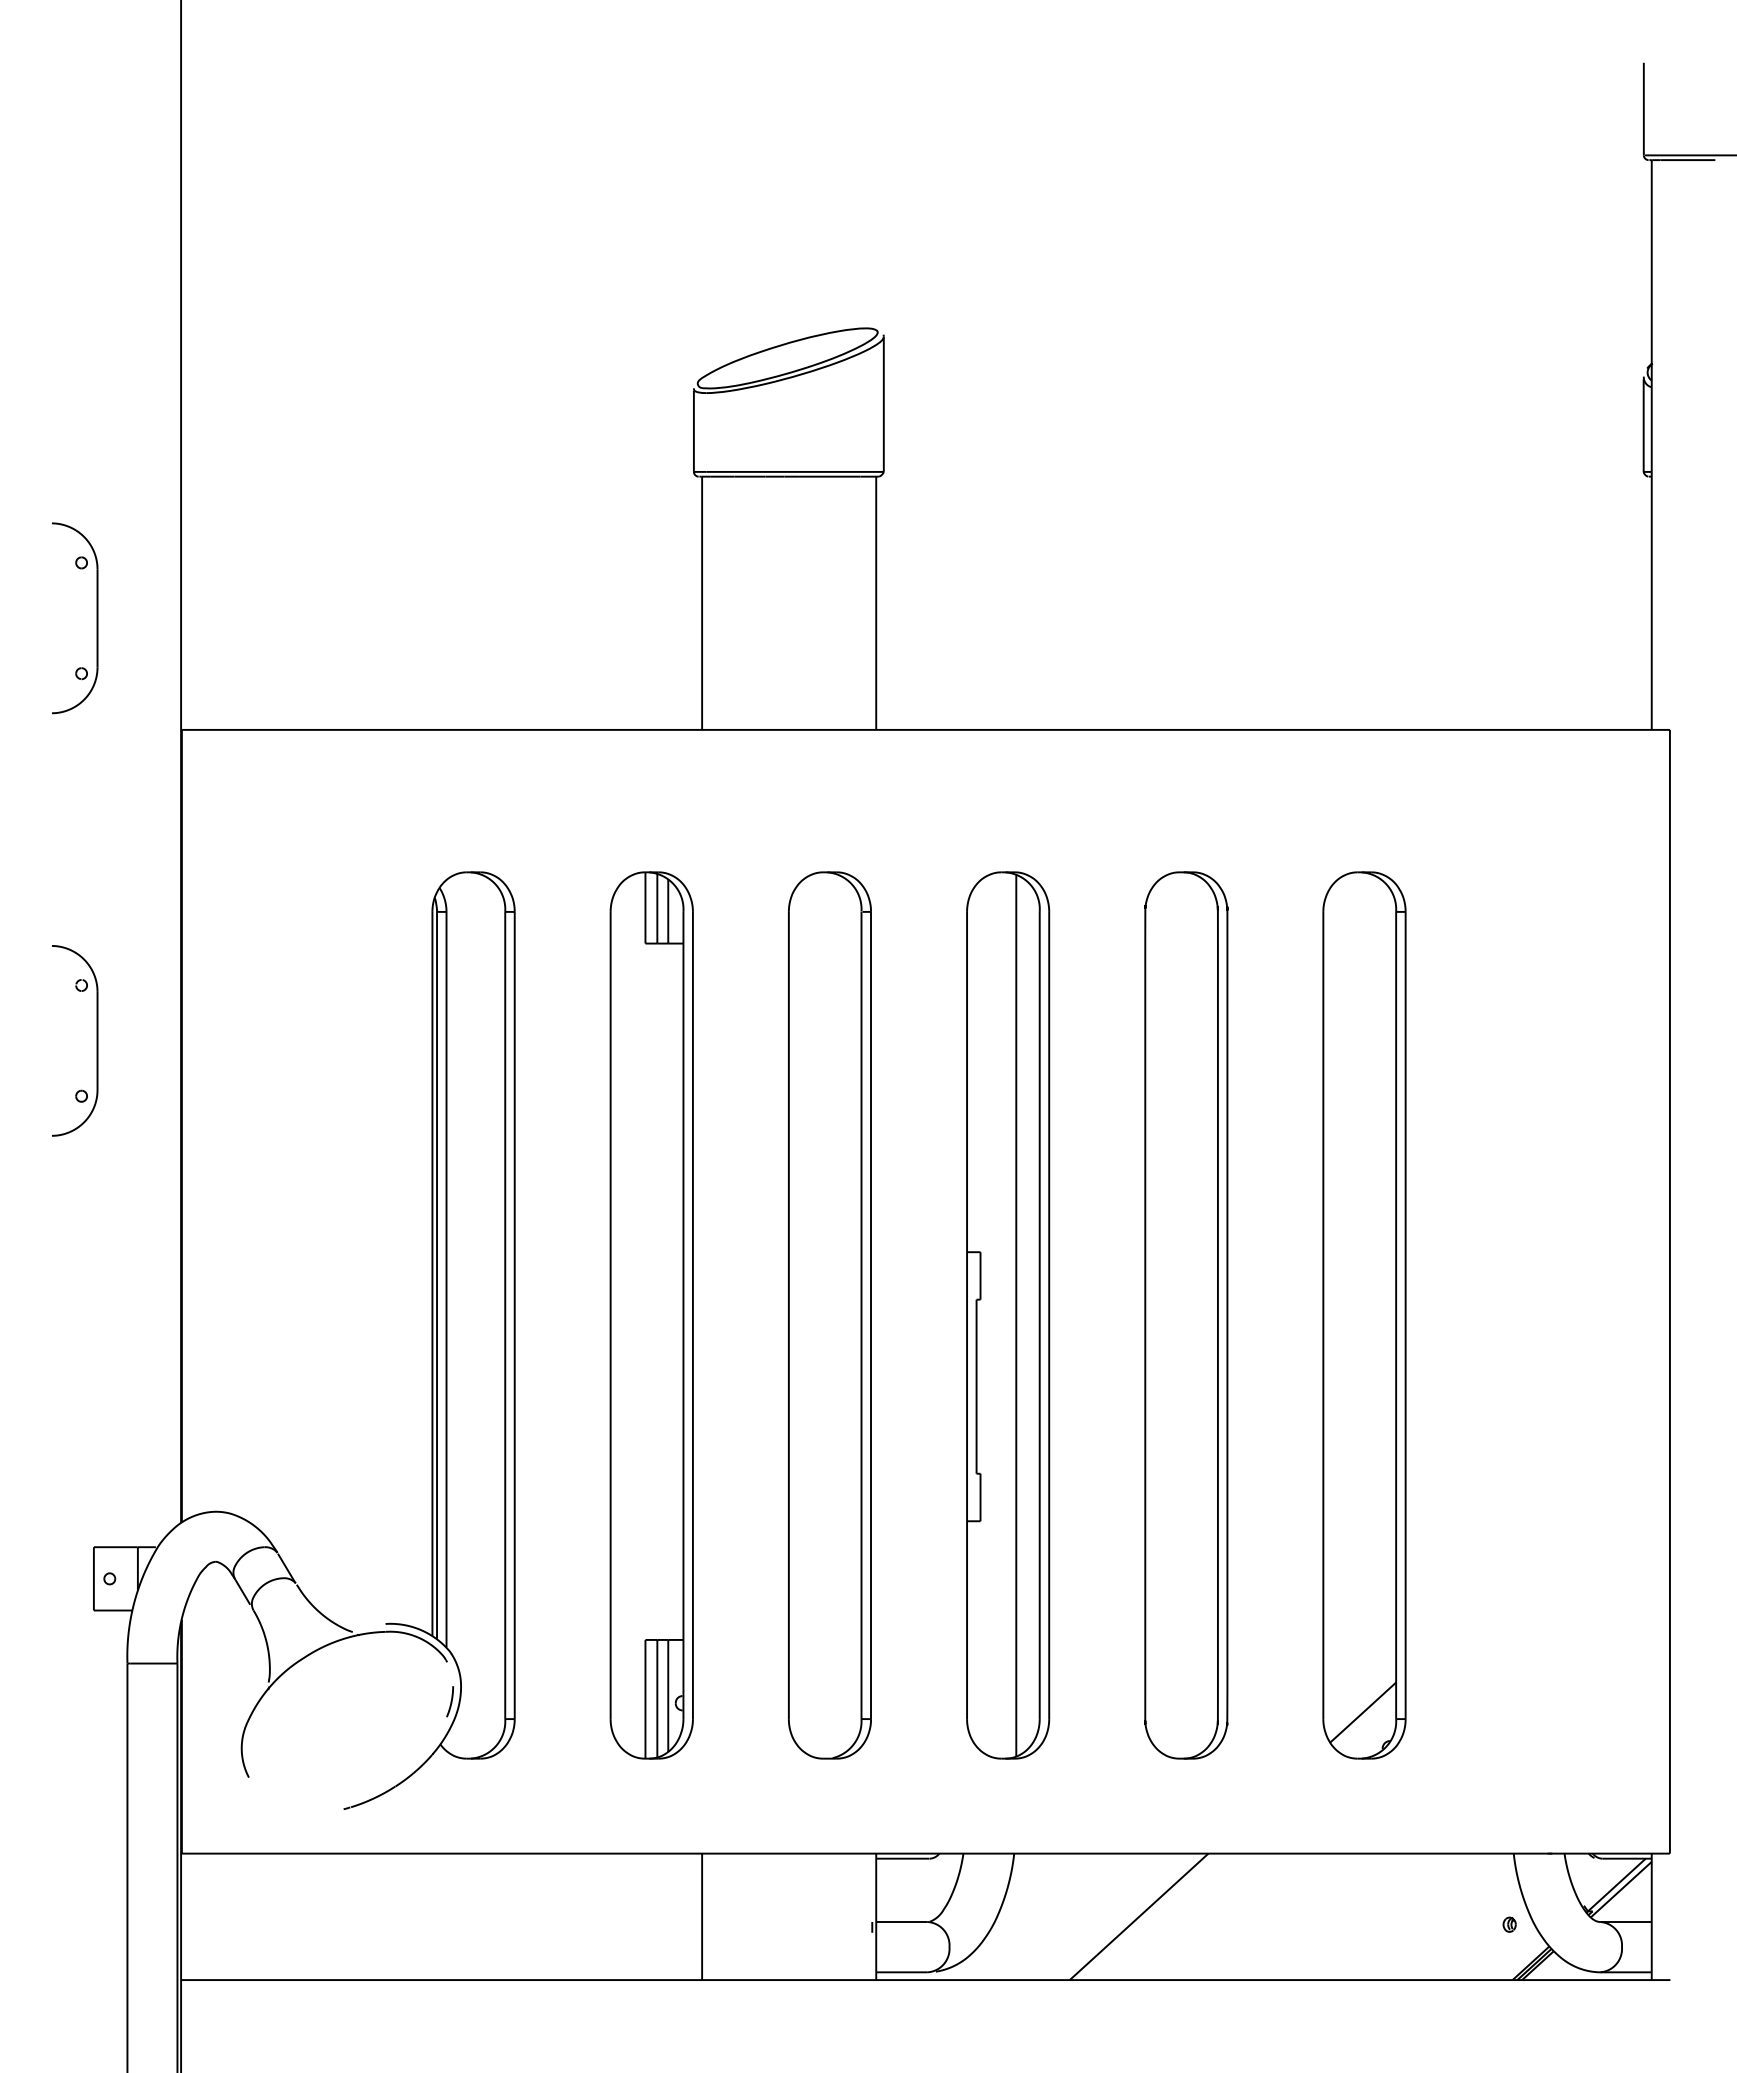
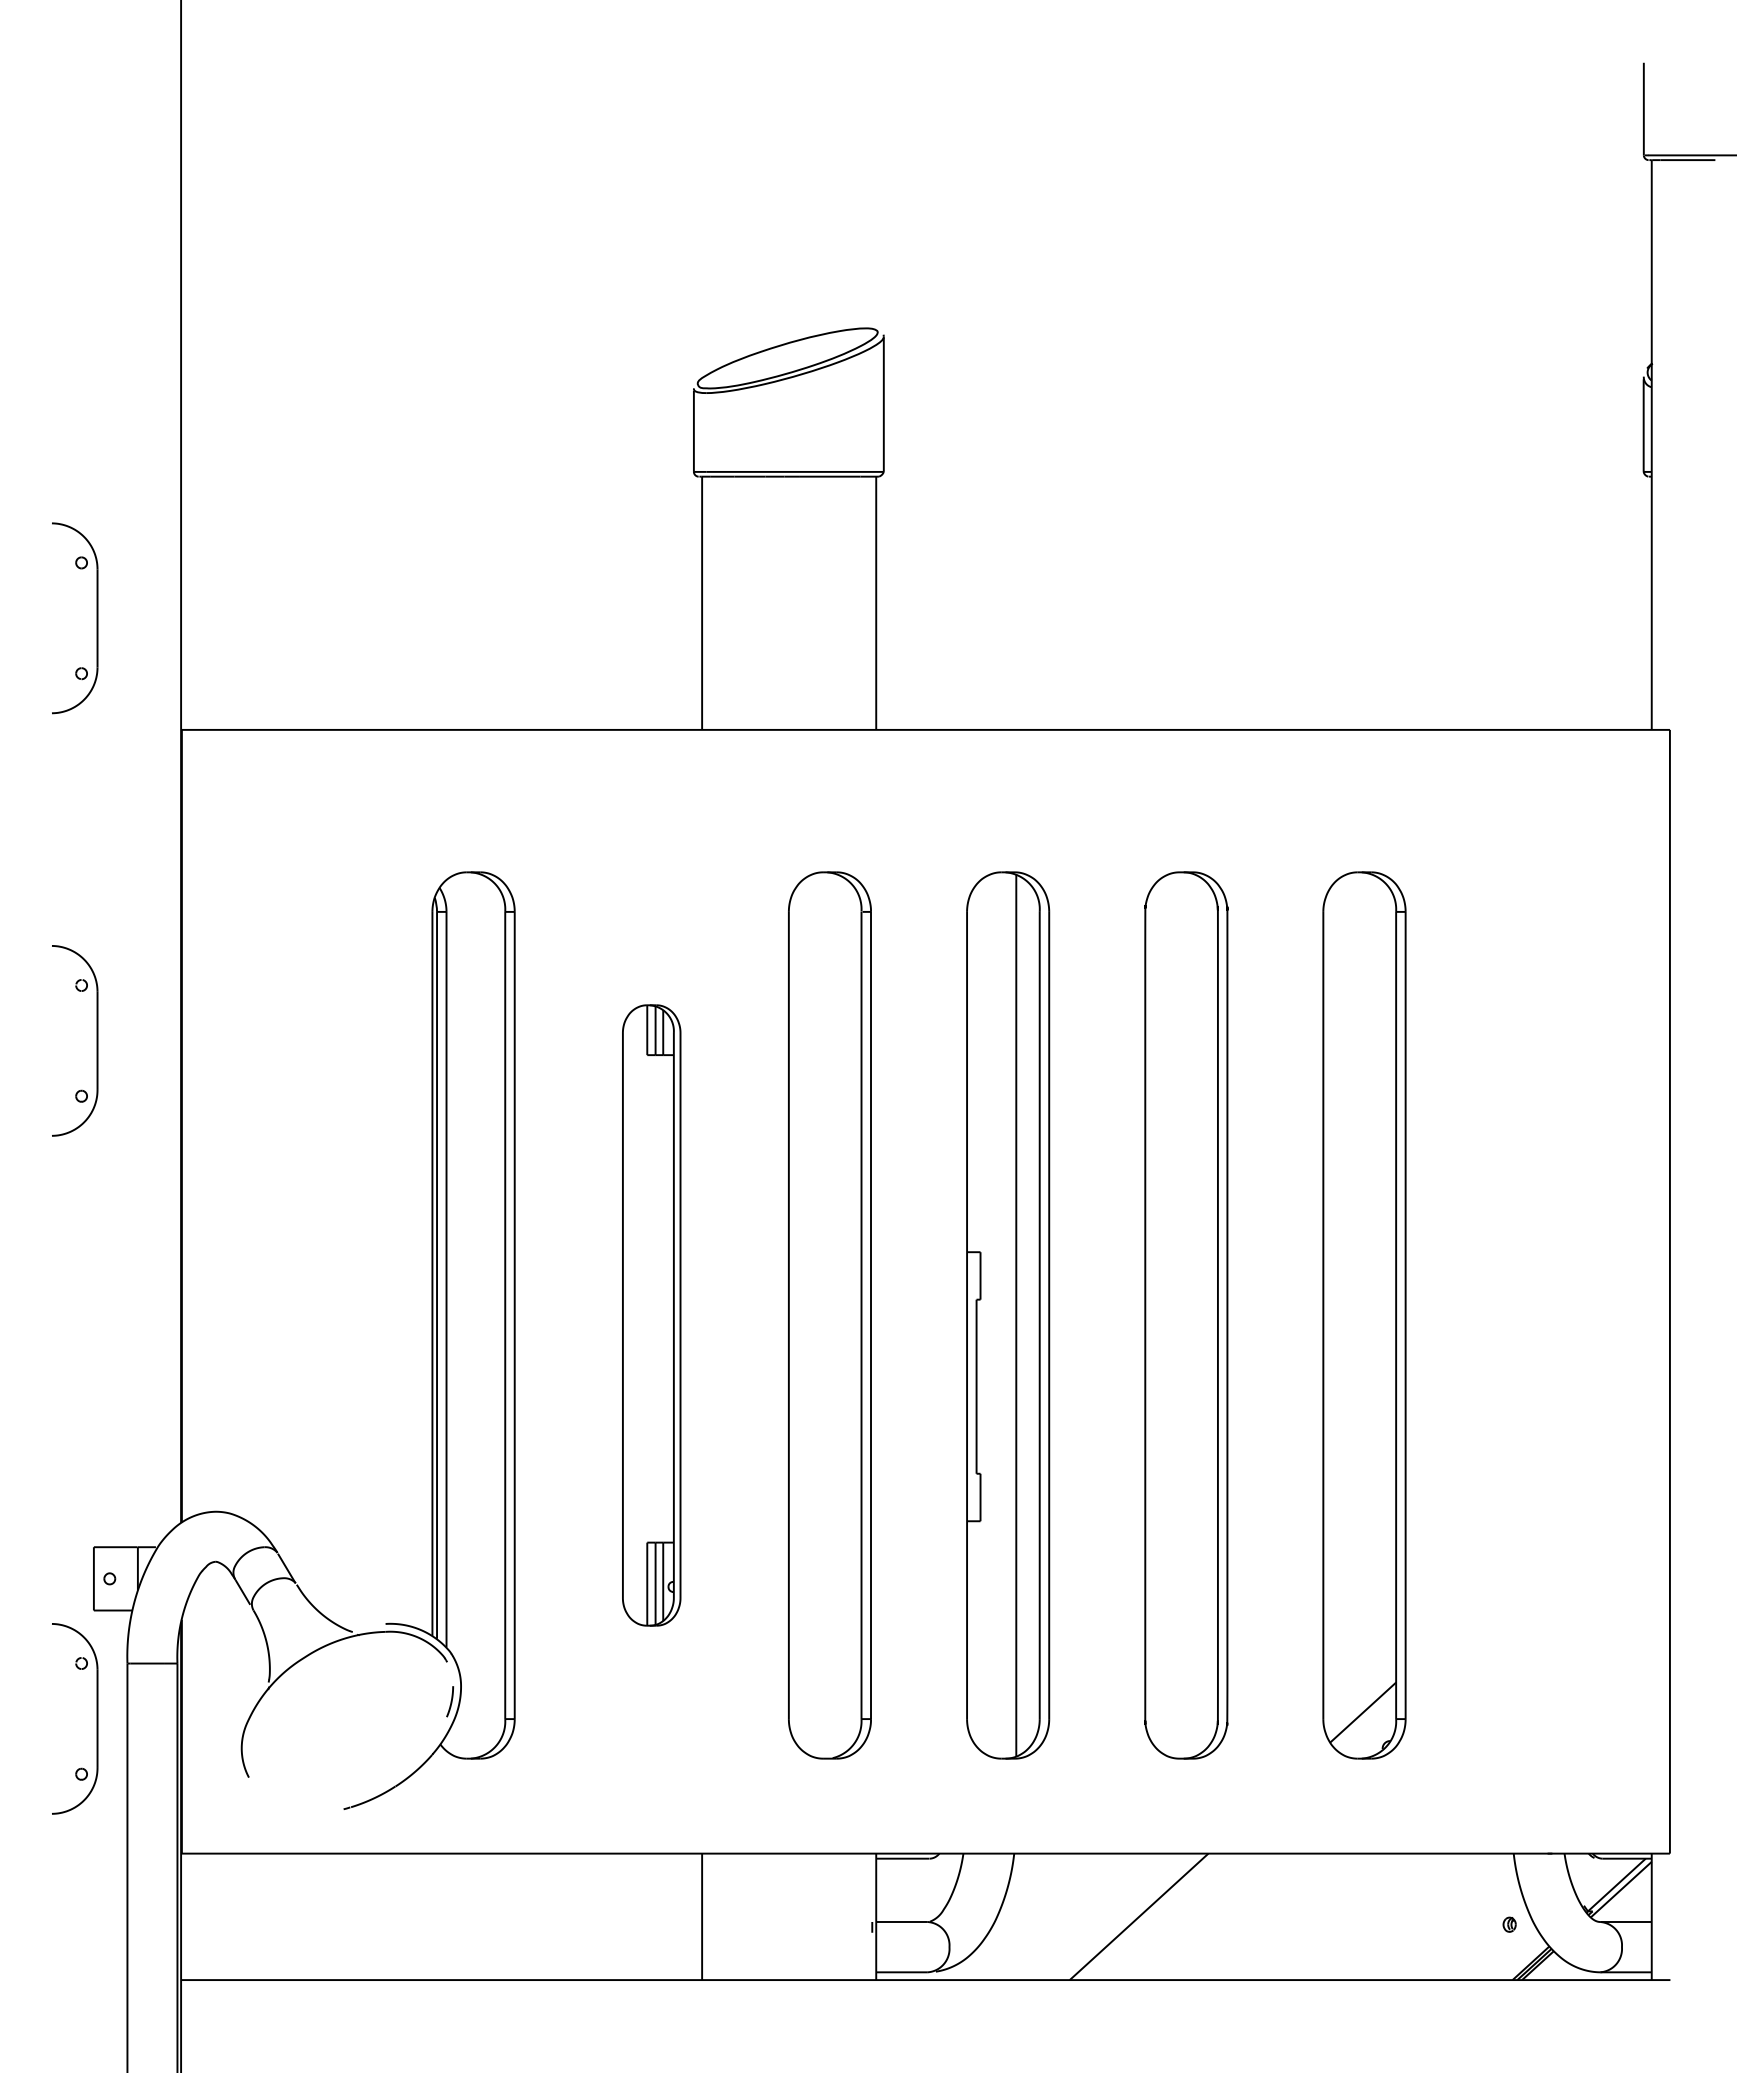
part size: 85x889 px -> 60x623 px (651, 1315)
part: none -> present (96, 1718)
